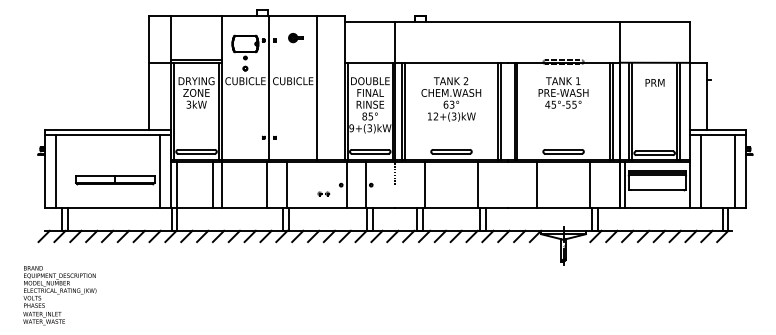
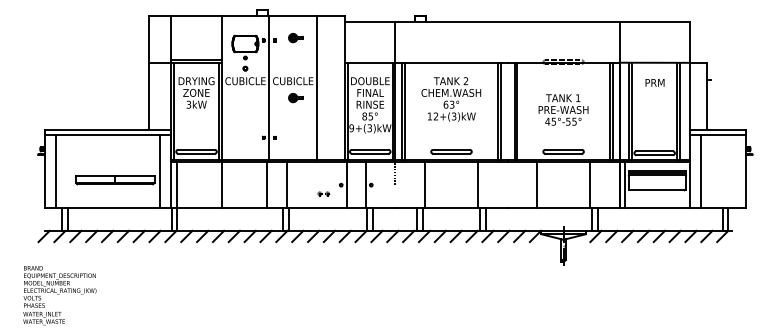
text position: (563, 92) -> (563, 109) (563, 109)
part: none -> present (295, 98)
line: present -> none (734, 171)
line: present -> none (213, 184)
